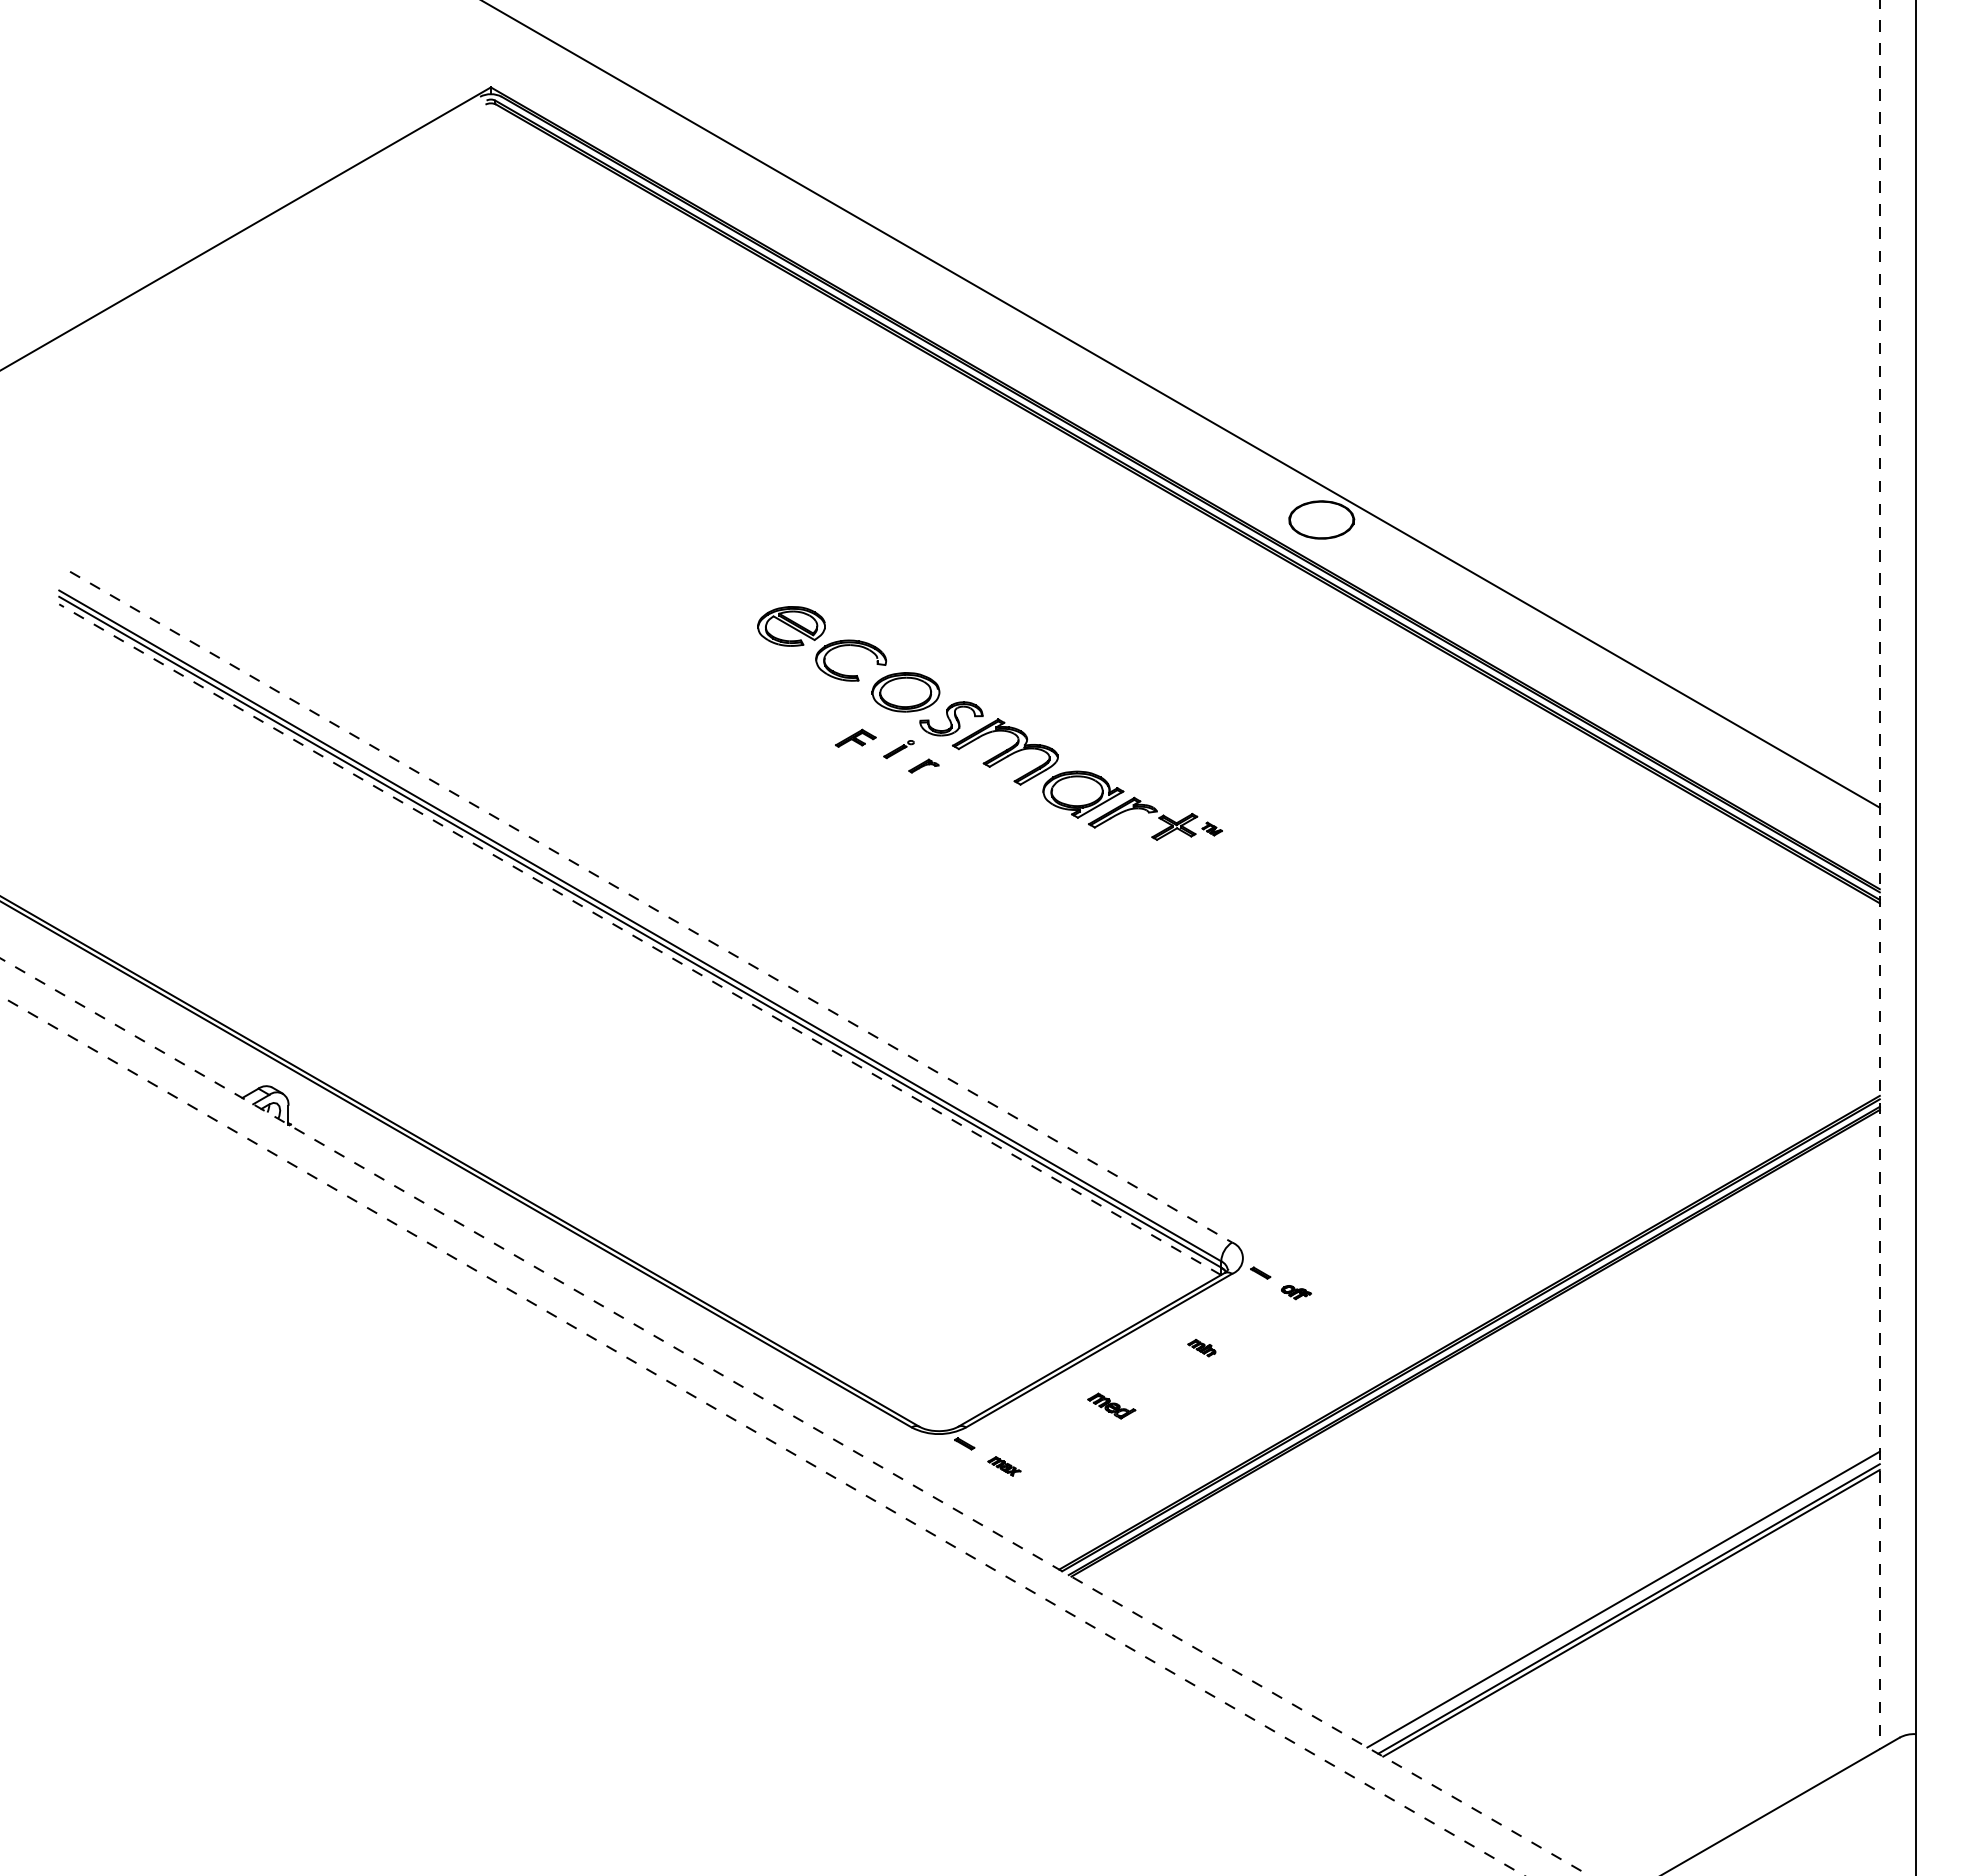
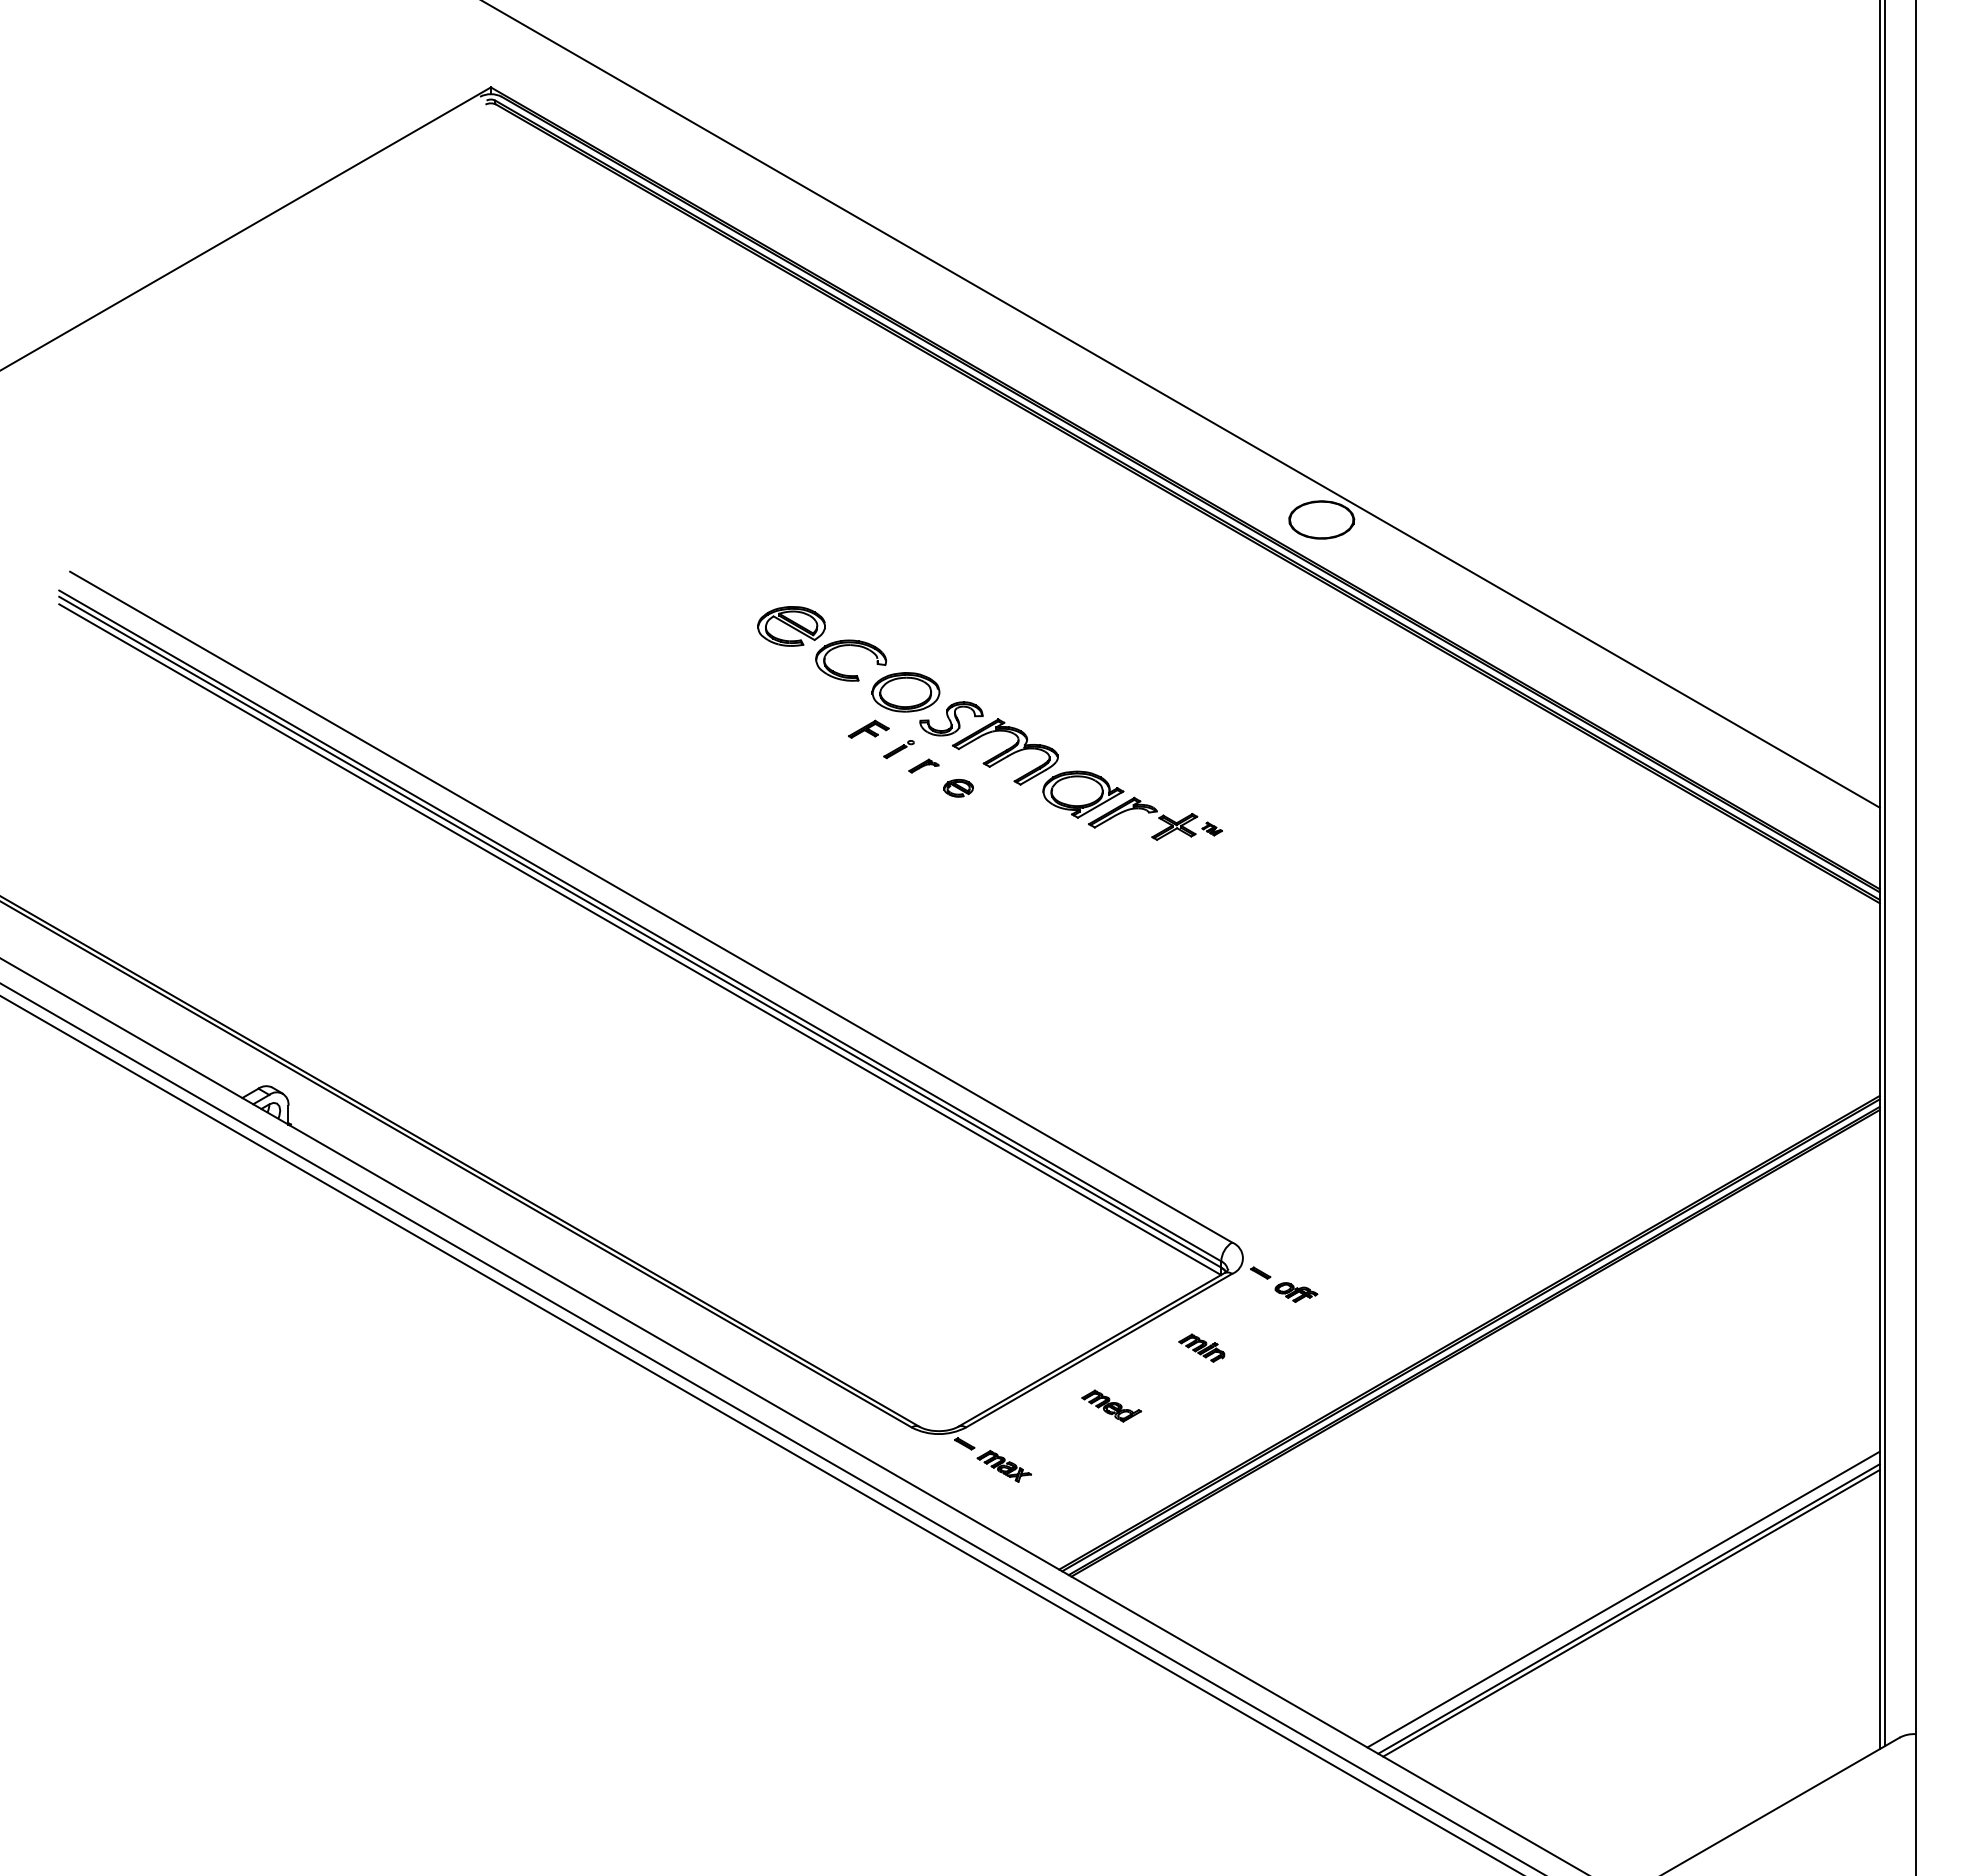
part position: (855, 737) -> (868, 728) (868, 728)
part: none -> present (958, 788)
line: none -> present (1884, 874)
line: dashed -> solid (1879, 875)
line: dashed -> solid (651, 907)
line: dashed -> solid (640, 939)
part size: 31x16 px -> 45x21 px (1296, 1292)
part size: 30x19 px -> 48x30 px (1201, 1347)
part size: 50x28 px -> 62x34 px (1111, 1405)
line: dashed -> solid (794, 1416)
line: none -> present (771, 1428)
line: dashed -> solid (762, 1436)
part size: 35x21 px -> 57x33 px (1004, 1466)
